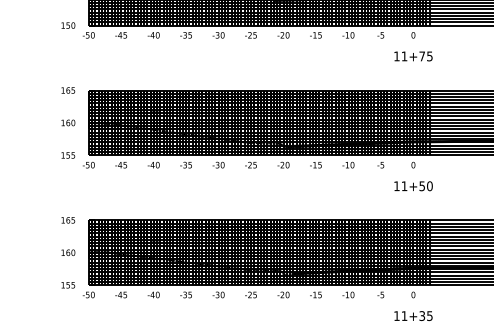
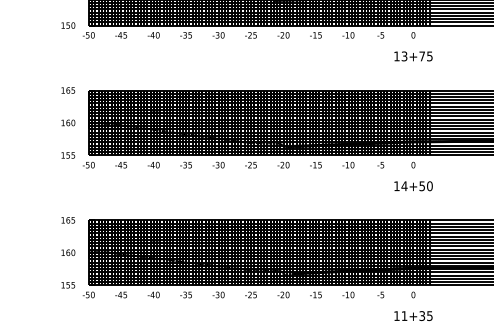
text: 11+75 -> 13+75 (404, 56)
text: 11+50 -> 14+50 (404, 186)
